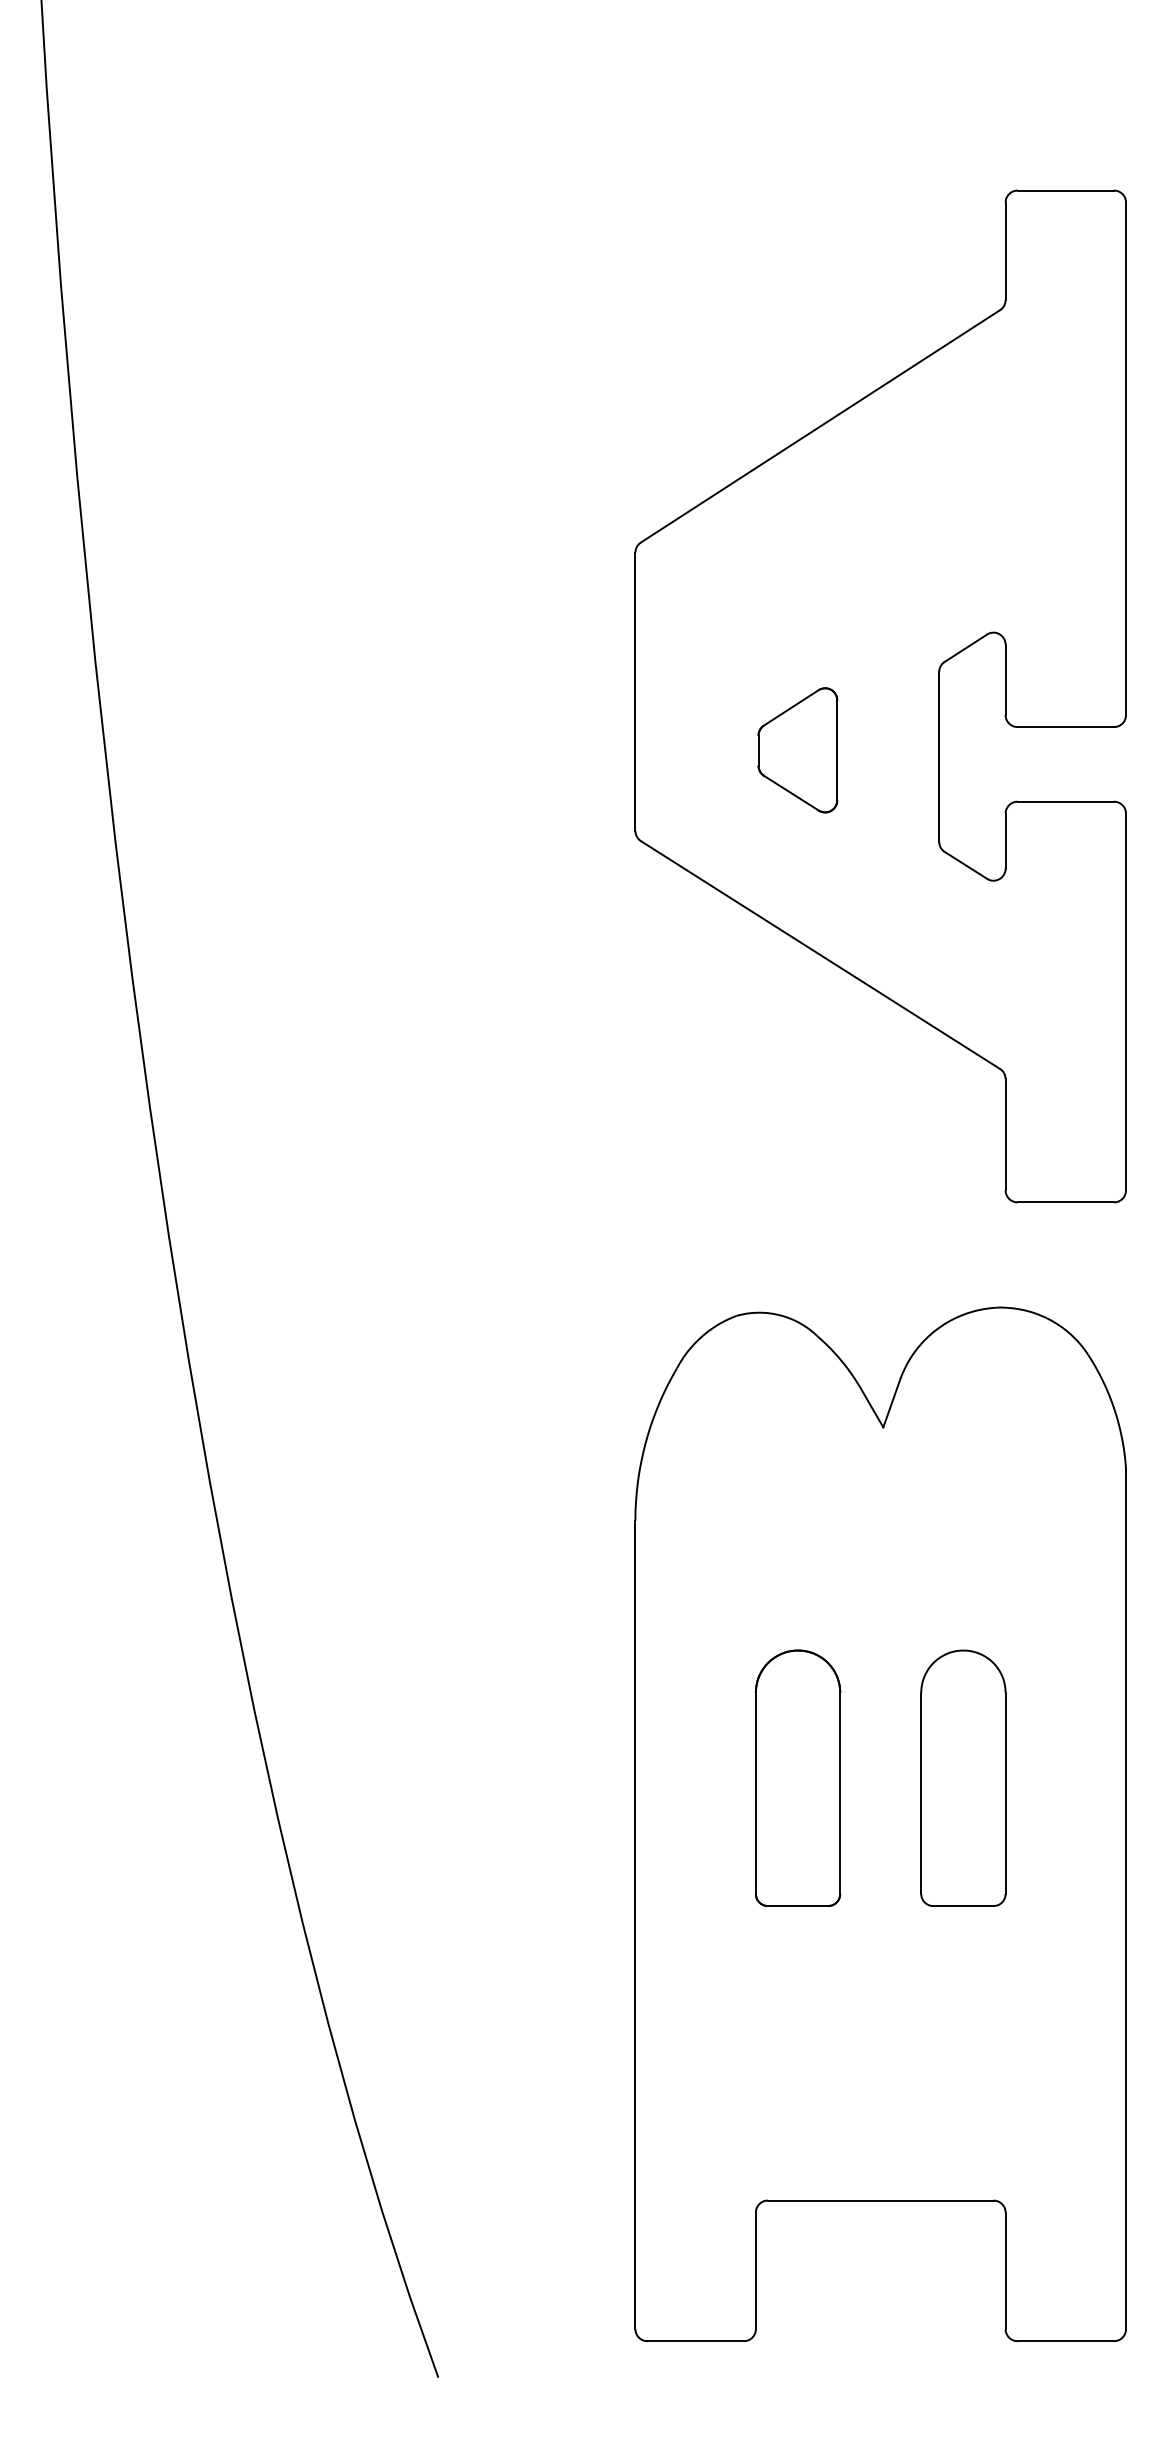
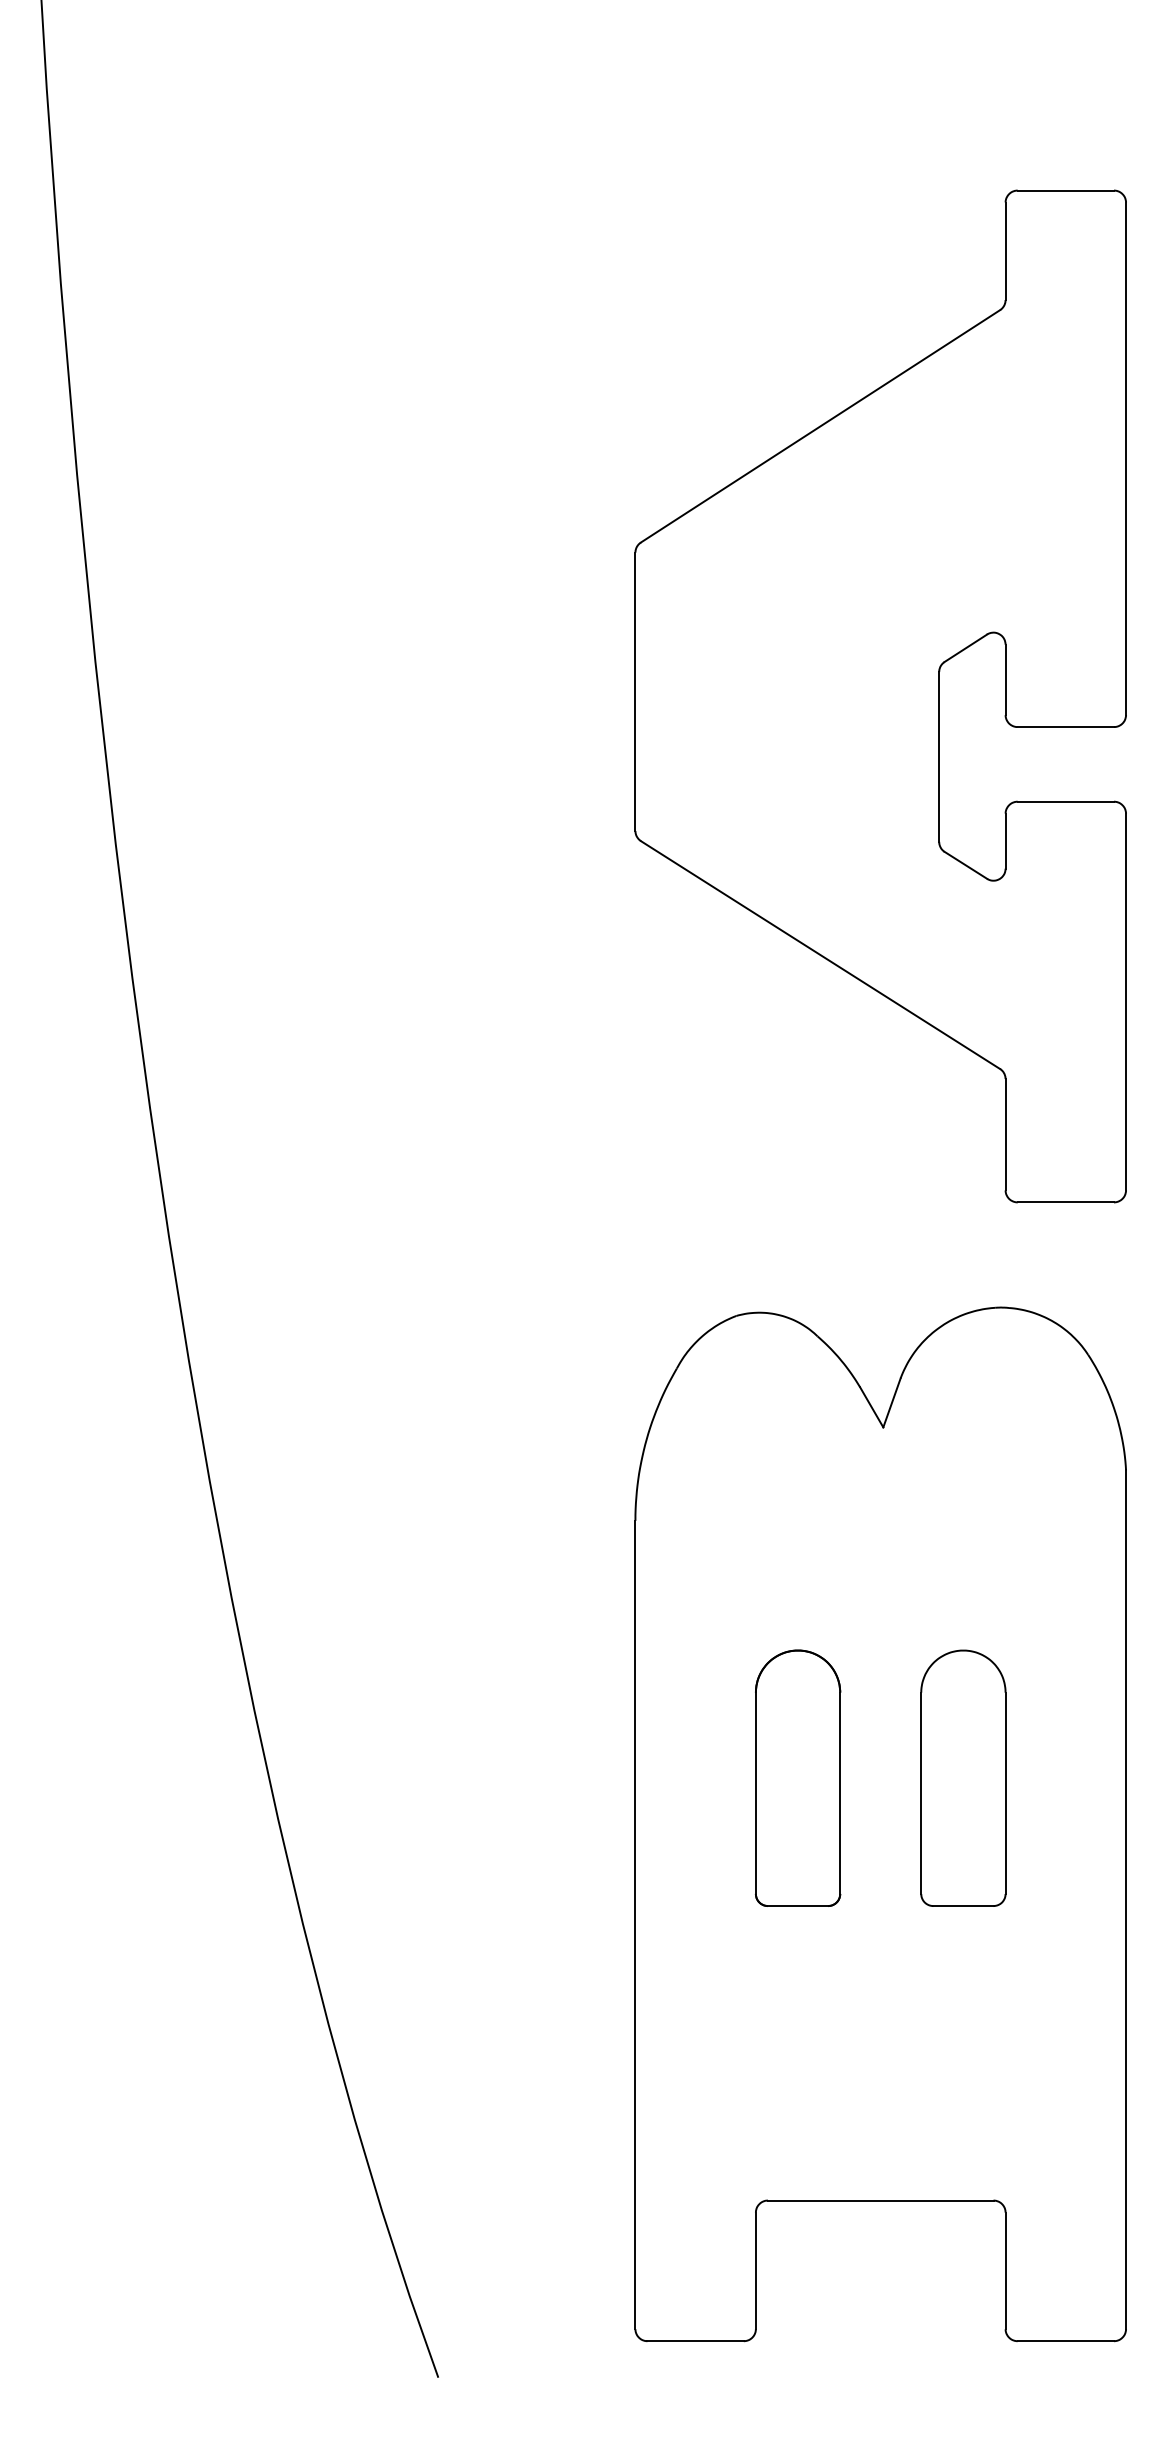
part: present -> none (797, 750)
